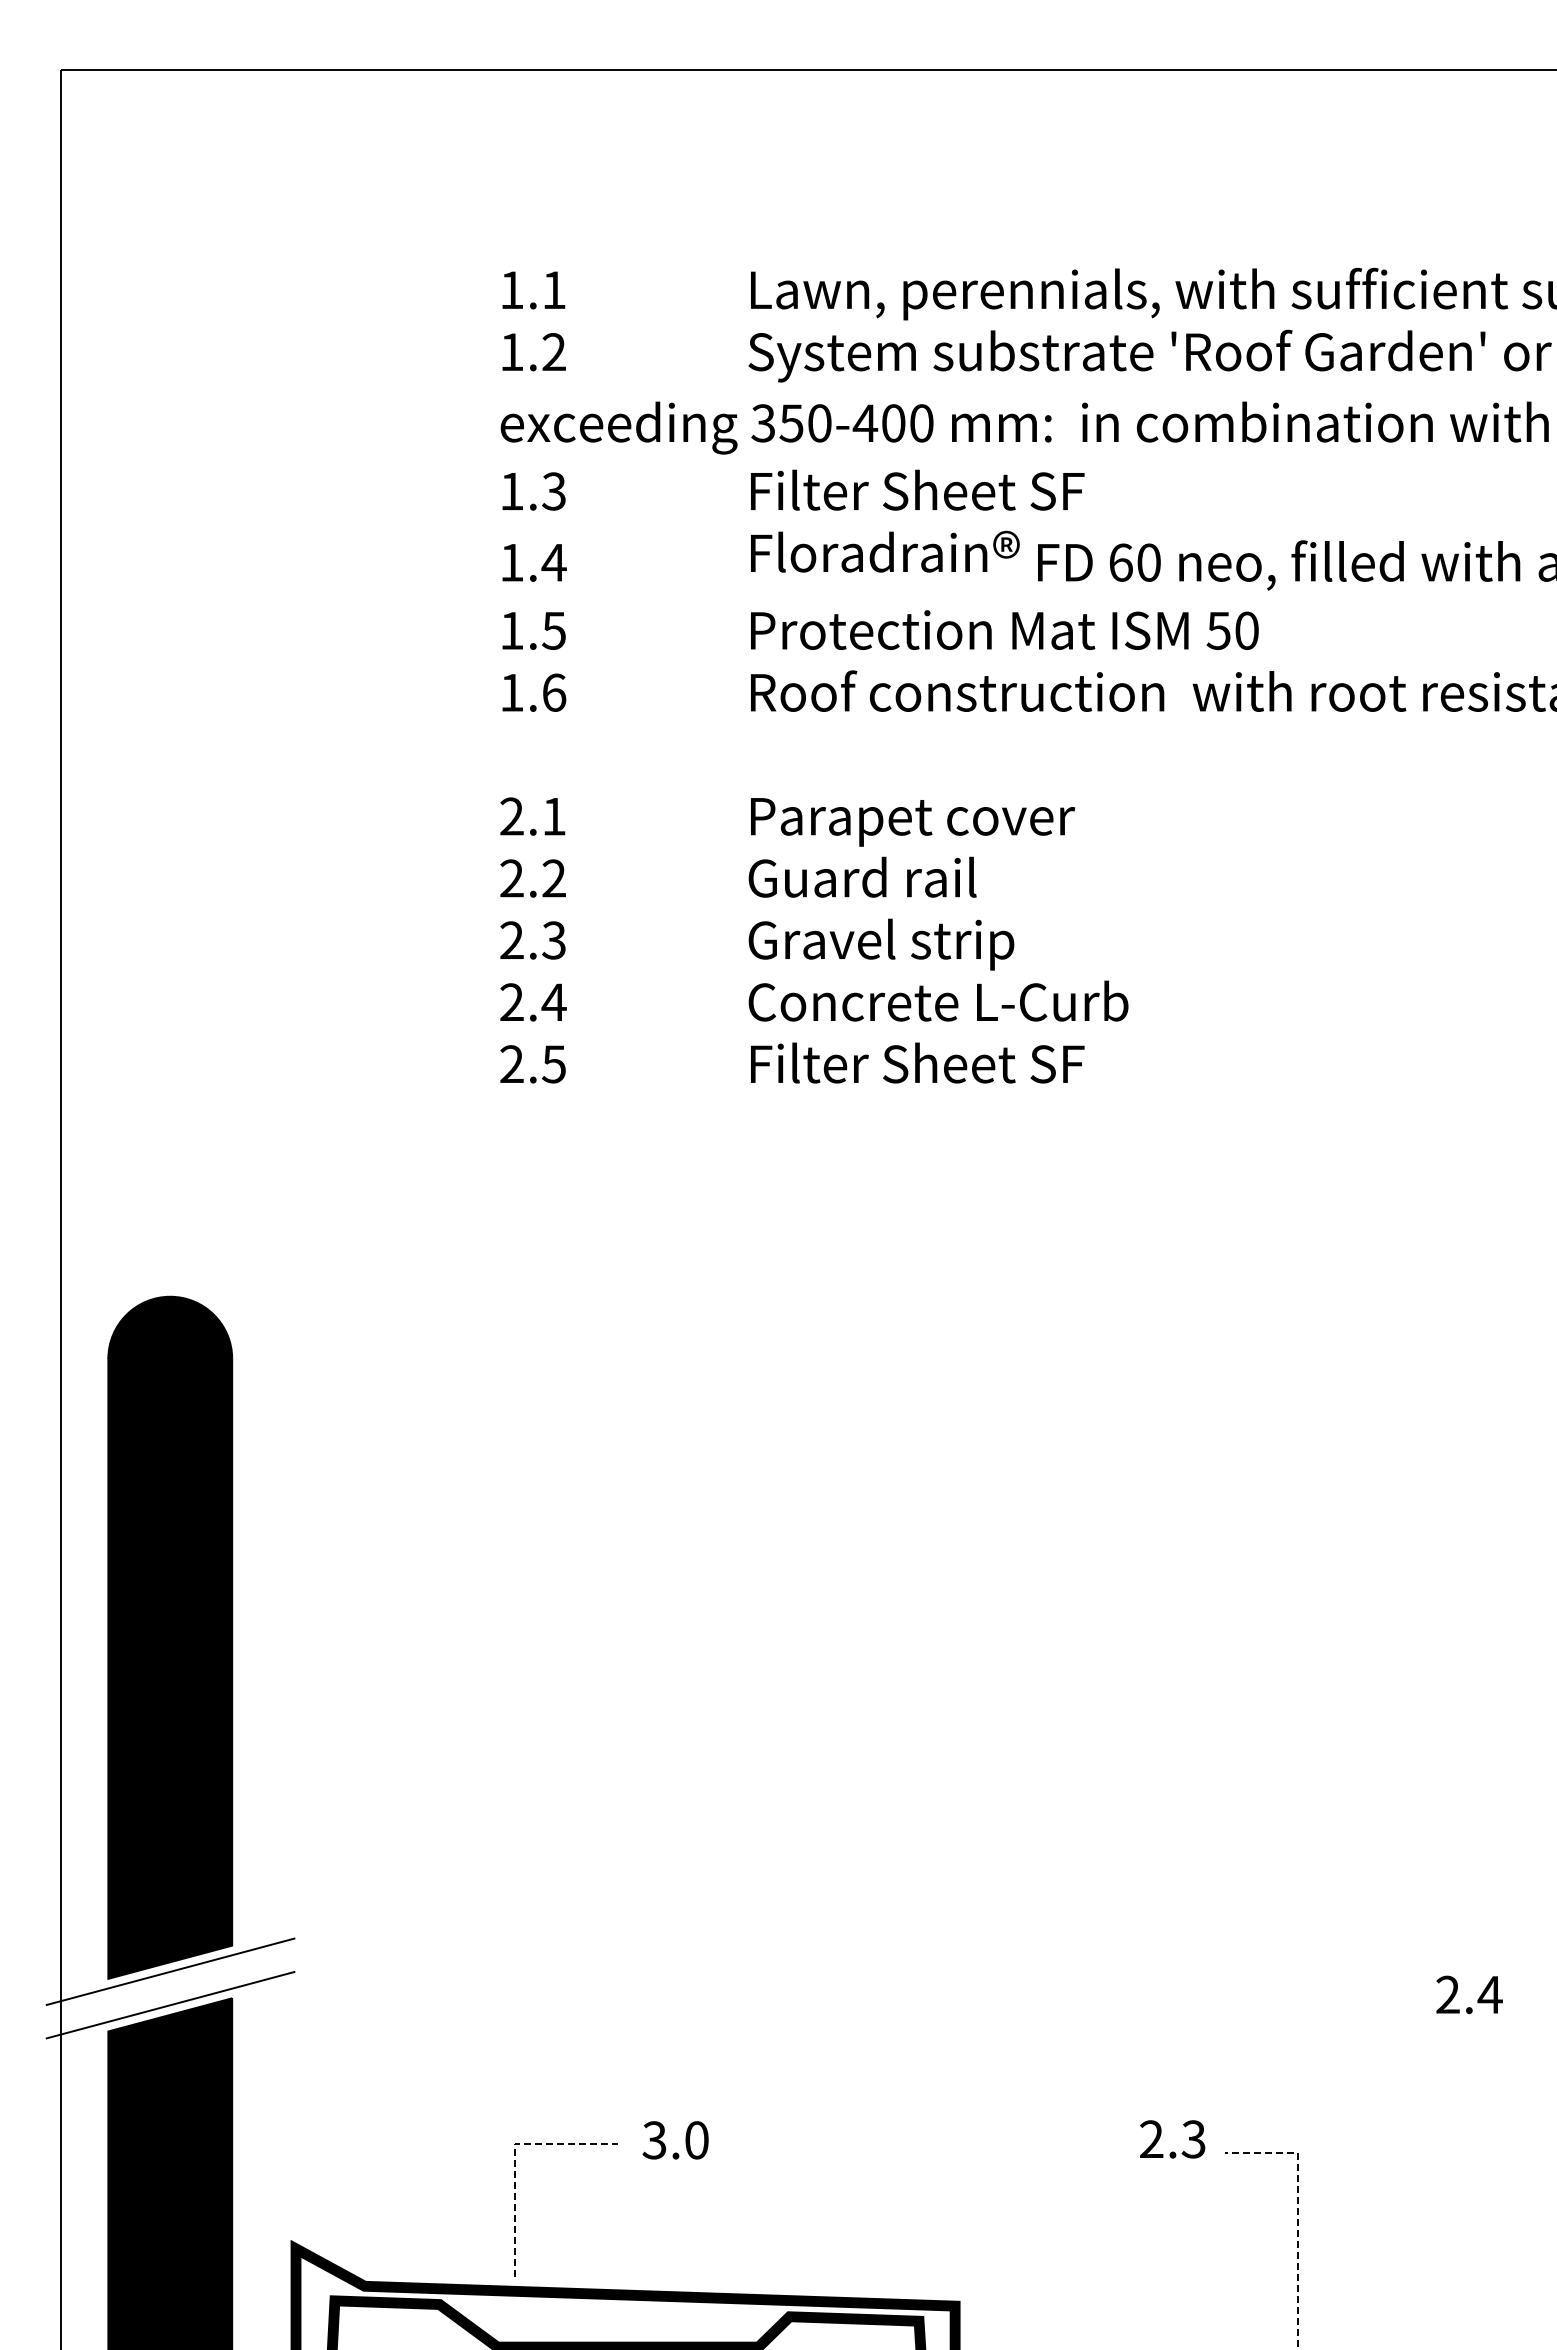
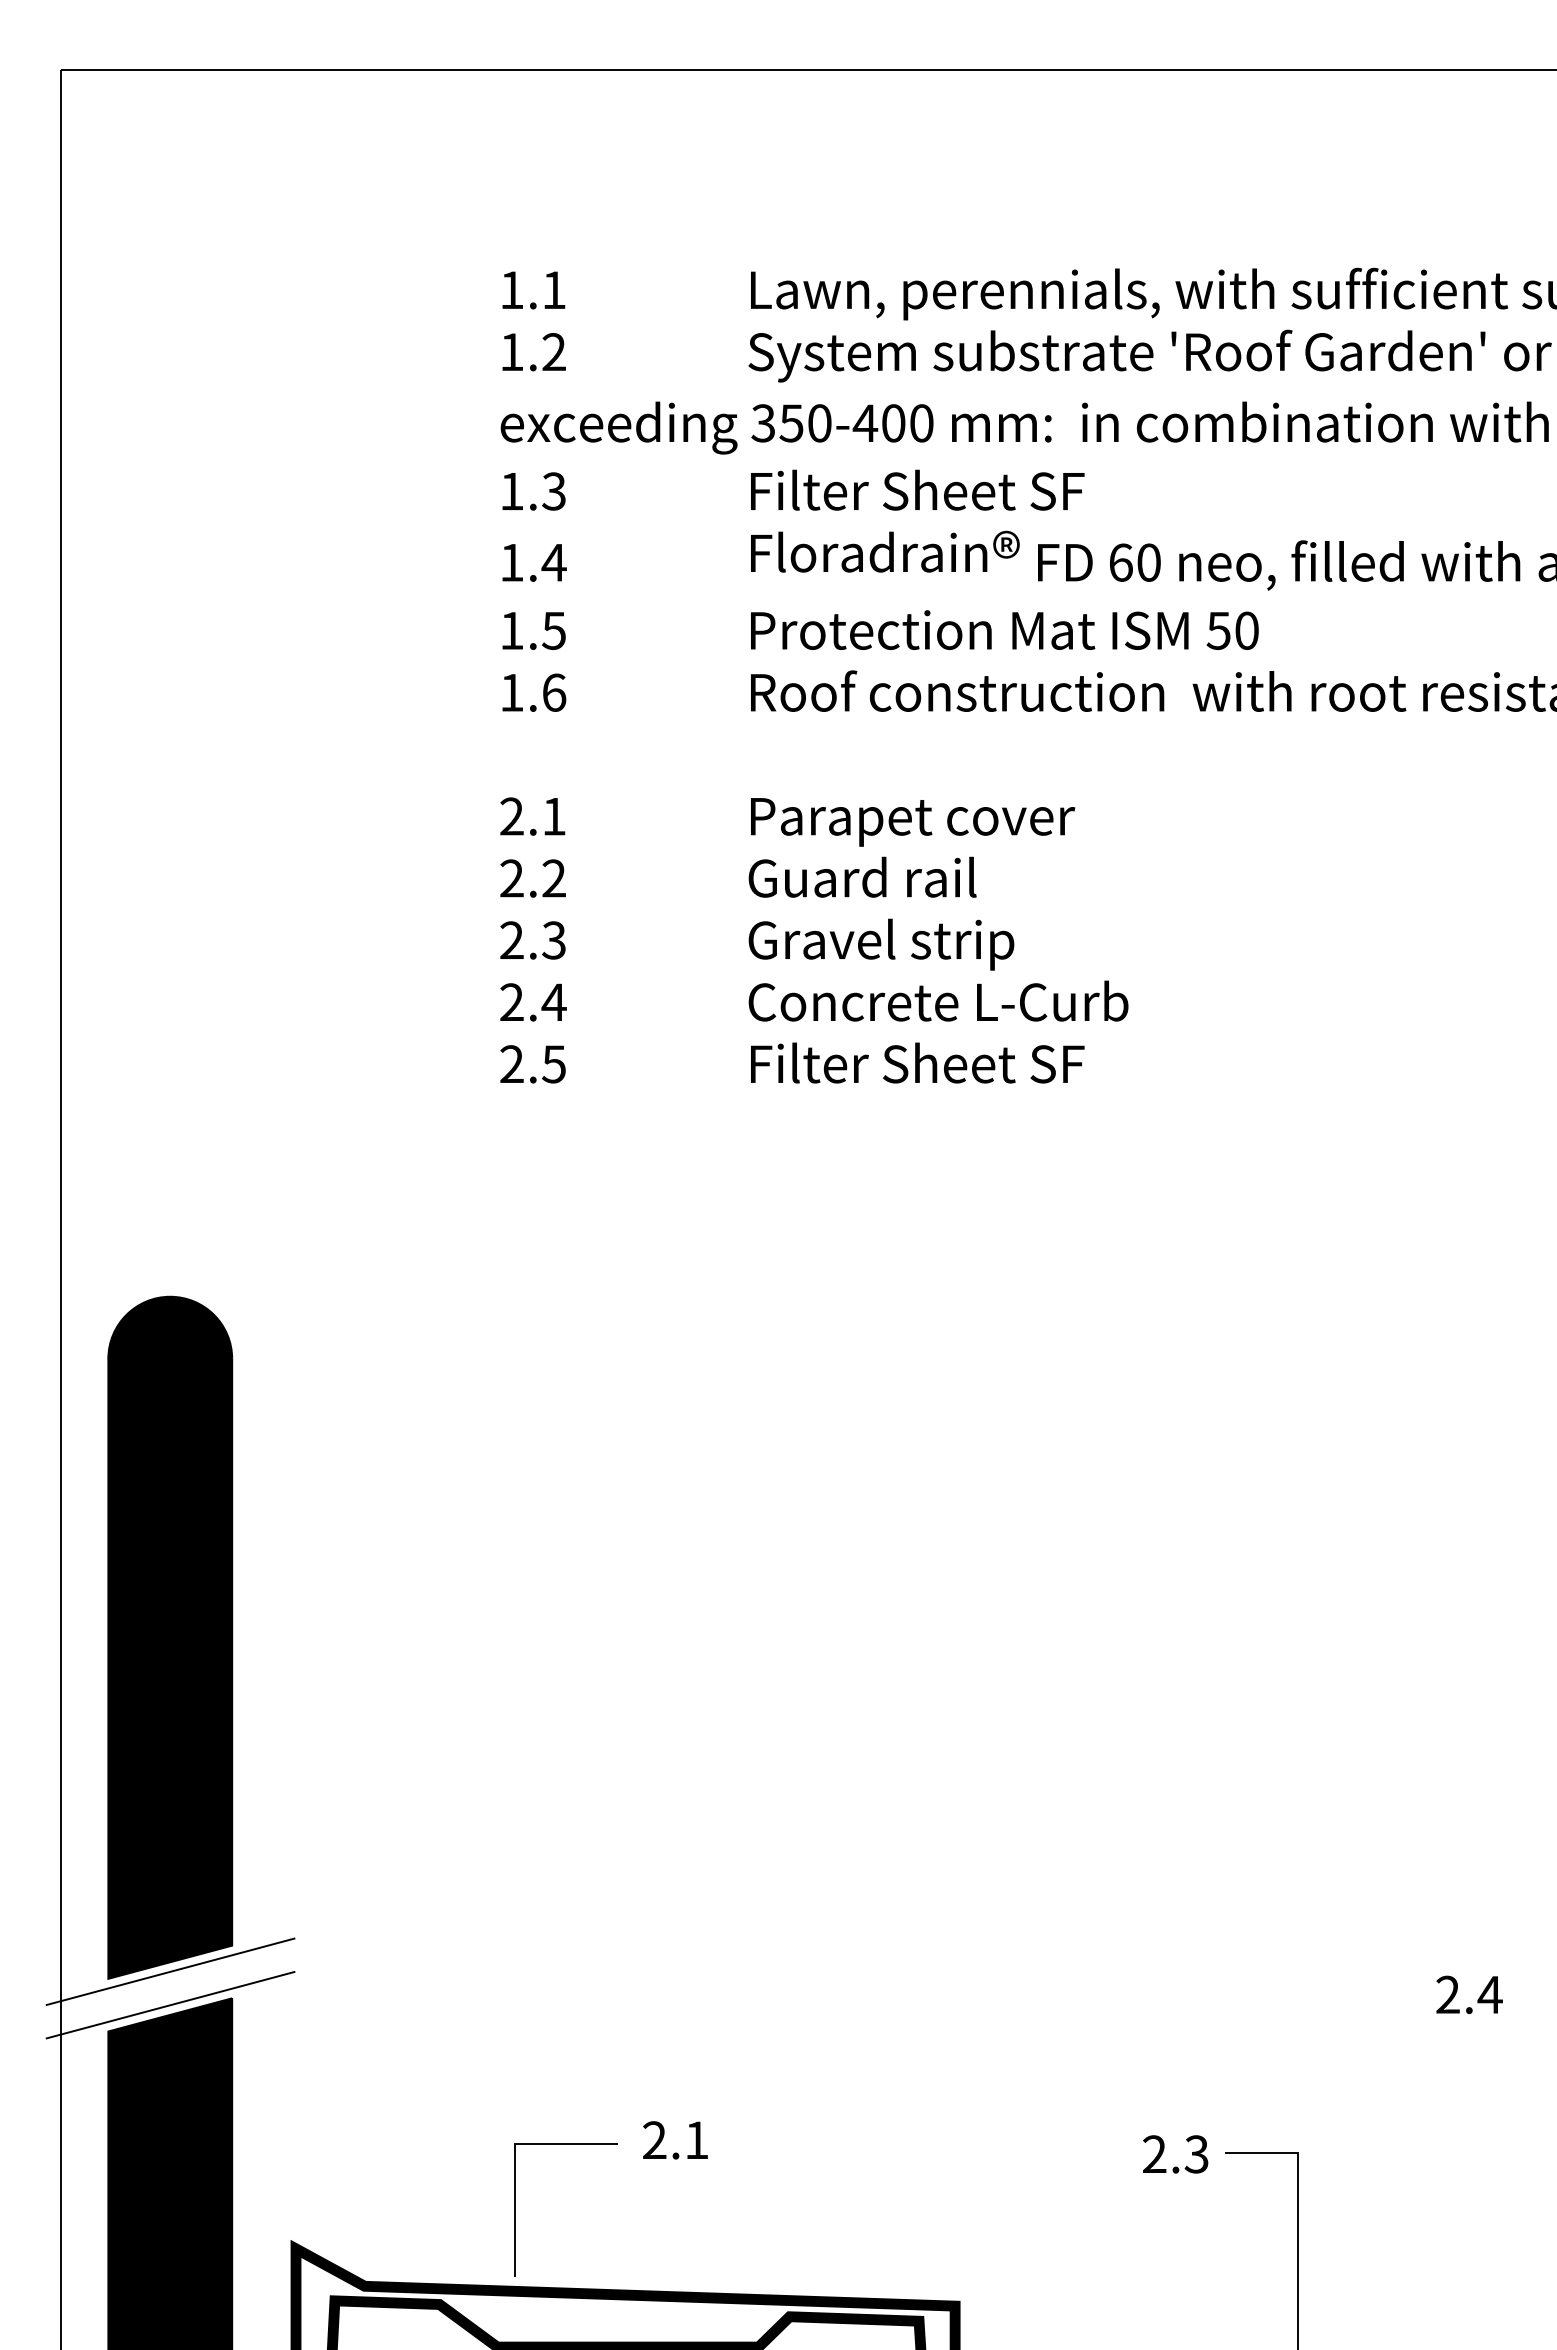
text position: (1172, 2139) -> (1175, 2154) (1175, 2154)
text: 3.0 -> 2.1 (675, 2140)
line: dashed -> solid (514, 2158)
line: dashed -> solid (1297, 2214)
